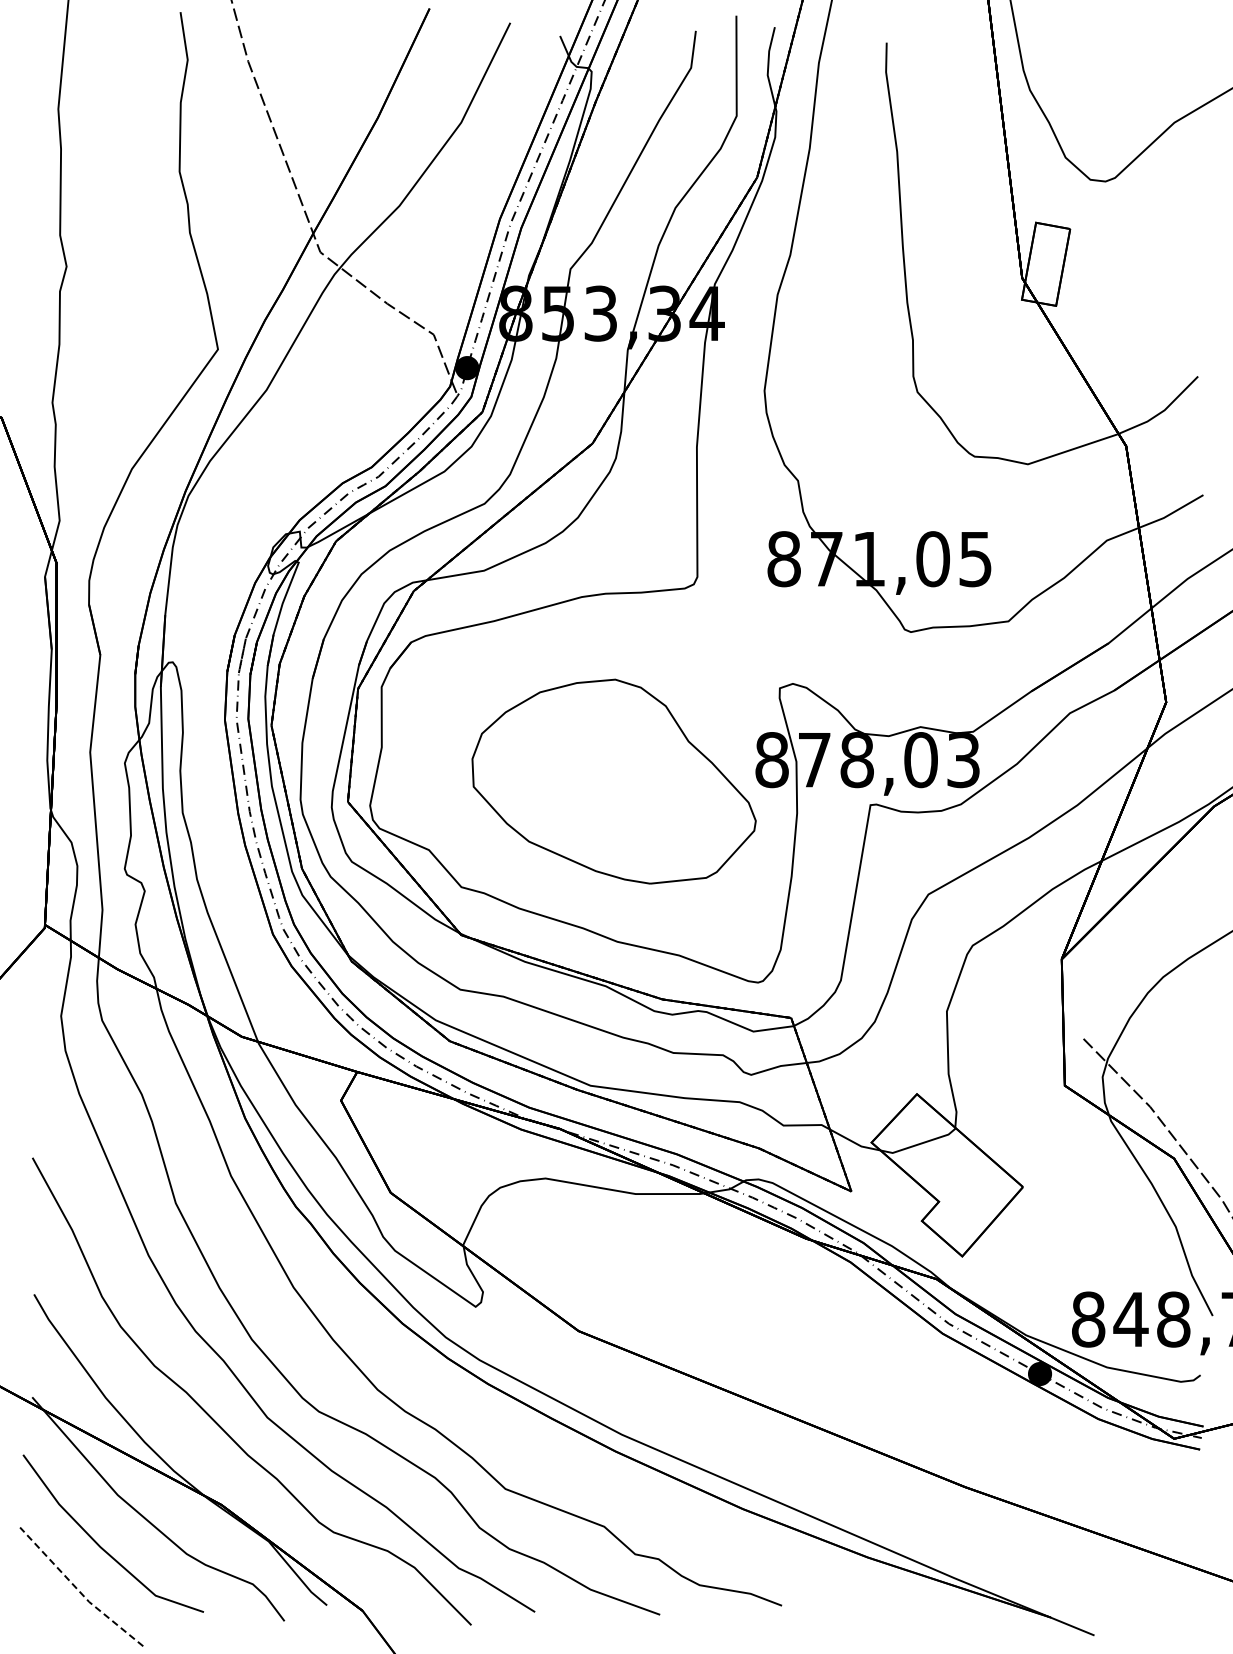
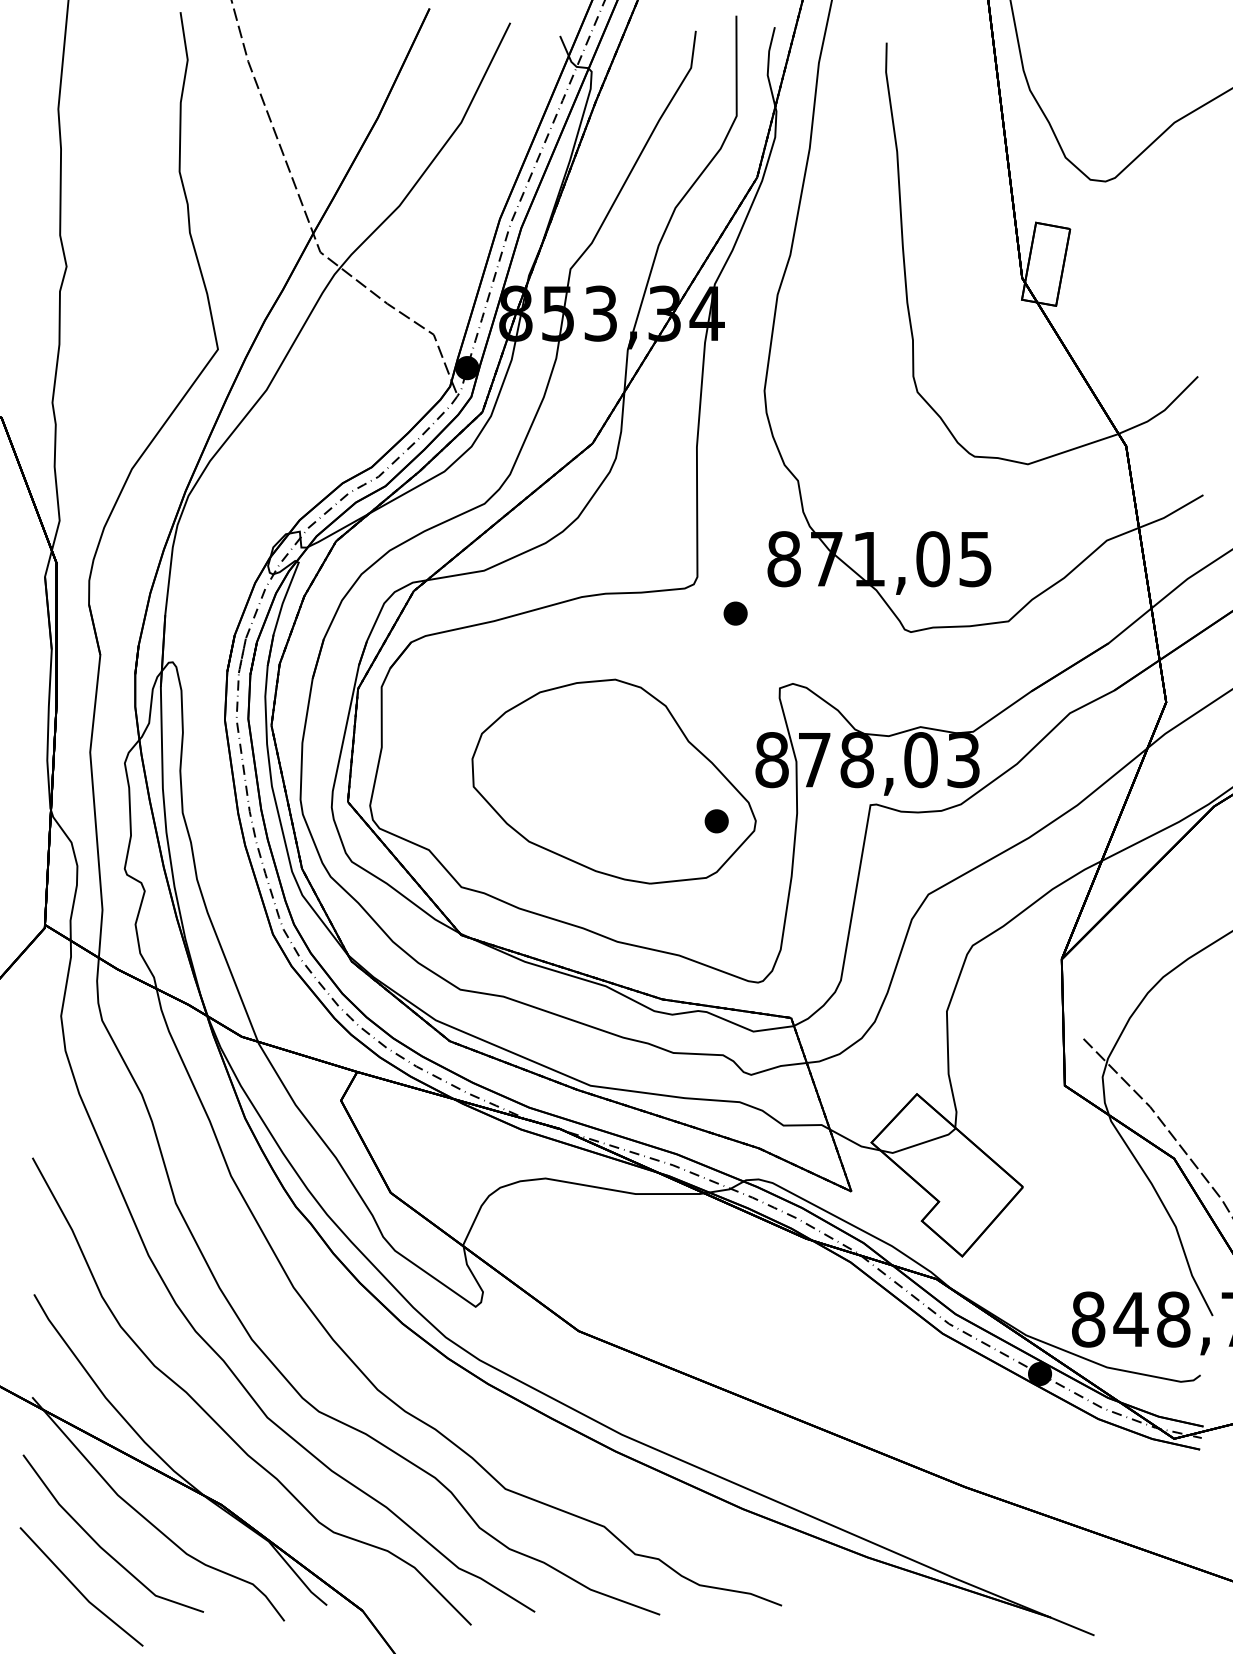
part: none -> present (735, 613)
part: none -> present (716, 821)
line: dashed -> solid (78, 1590)
